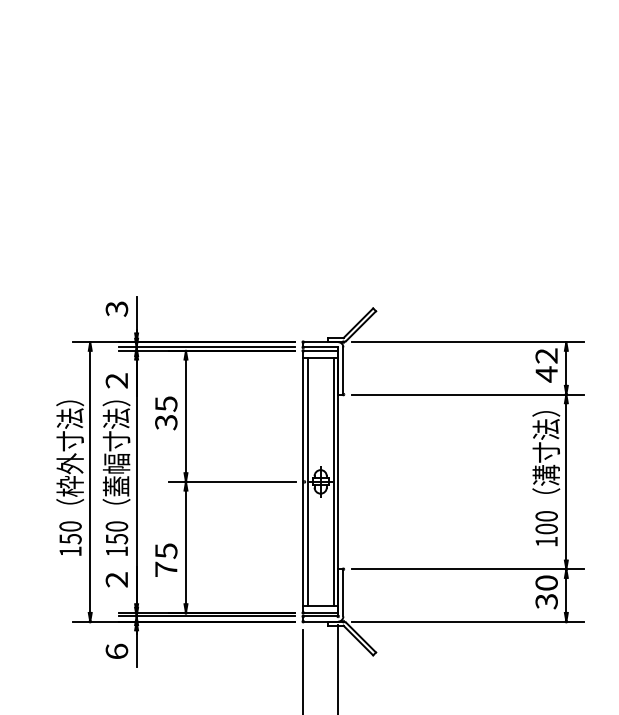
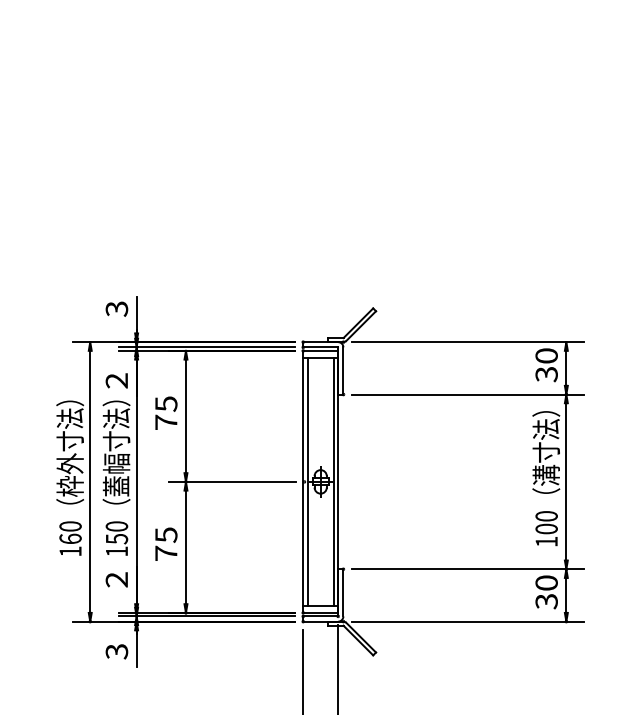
text: 42 -> 30 (546, 365)
text: 35 -> 75 (166, 422)
text: 150 -> 160 (70, 538)
text position: (166, 559) -> (166, 543) (166, 543)
text: 6 -> 3 (116, 651)
